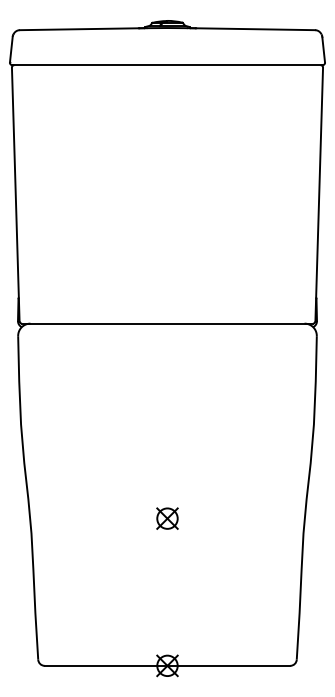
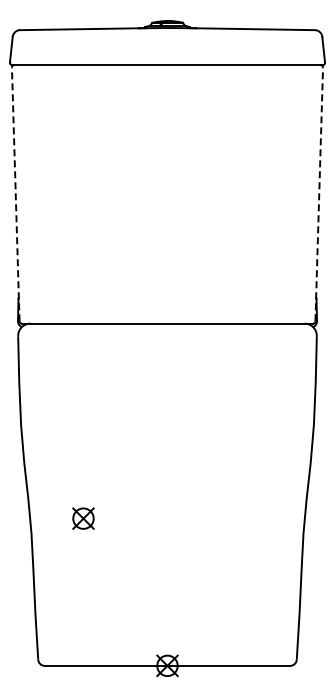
line: solid -> dashed (15, 194)
line: solid -> dashed (319, 194)
part position: (167, 518) -> (83, 518) (83, 518)
